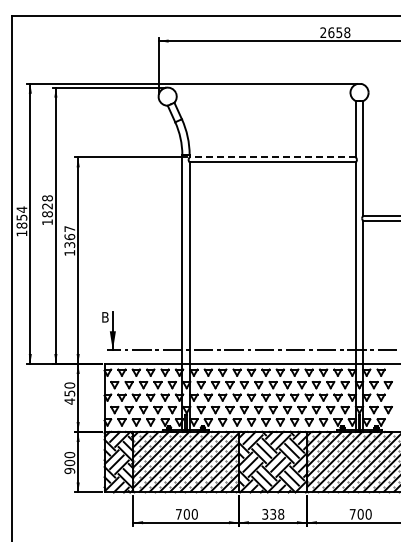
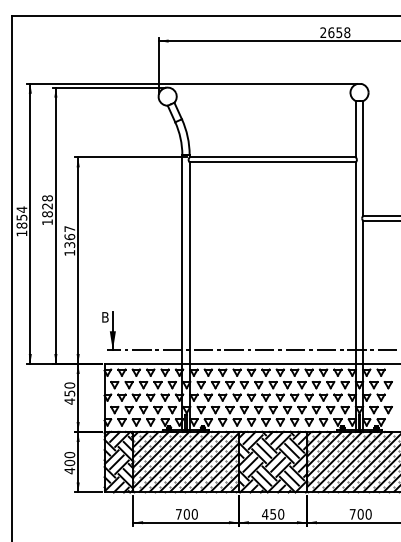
line: dashed -> solid (272, 157)
text: 900 -> 400 (69, 470)
text: 338 -> 450 (273, 514)
